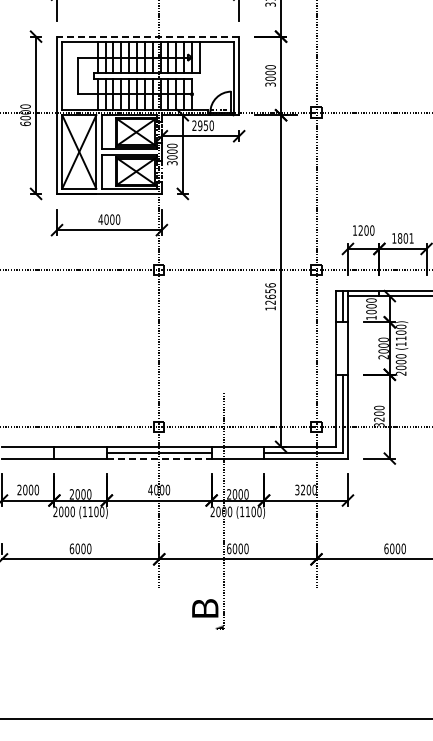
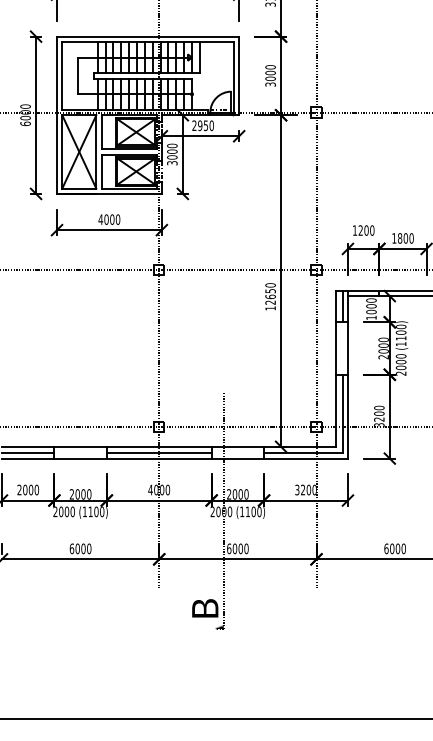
line: dashed -> solid (147, 36)
text: 1801 -> 1800 (411, 238)
text: 12656 -> 12650 (270, 285)
line: none -> present (28, 453)
line: dashed -> solid (159, 458)
